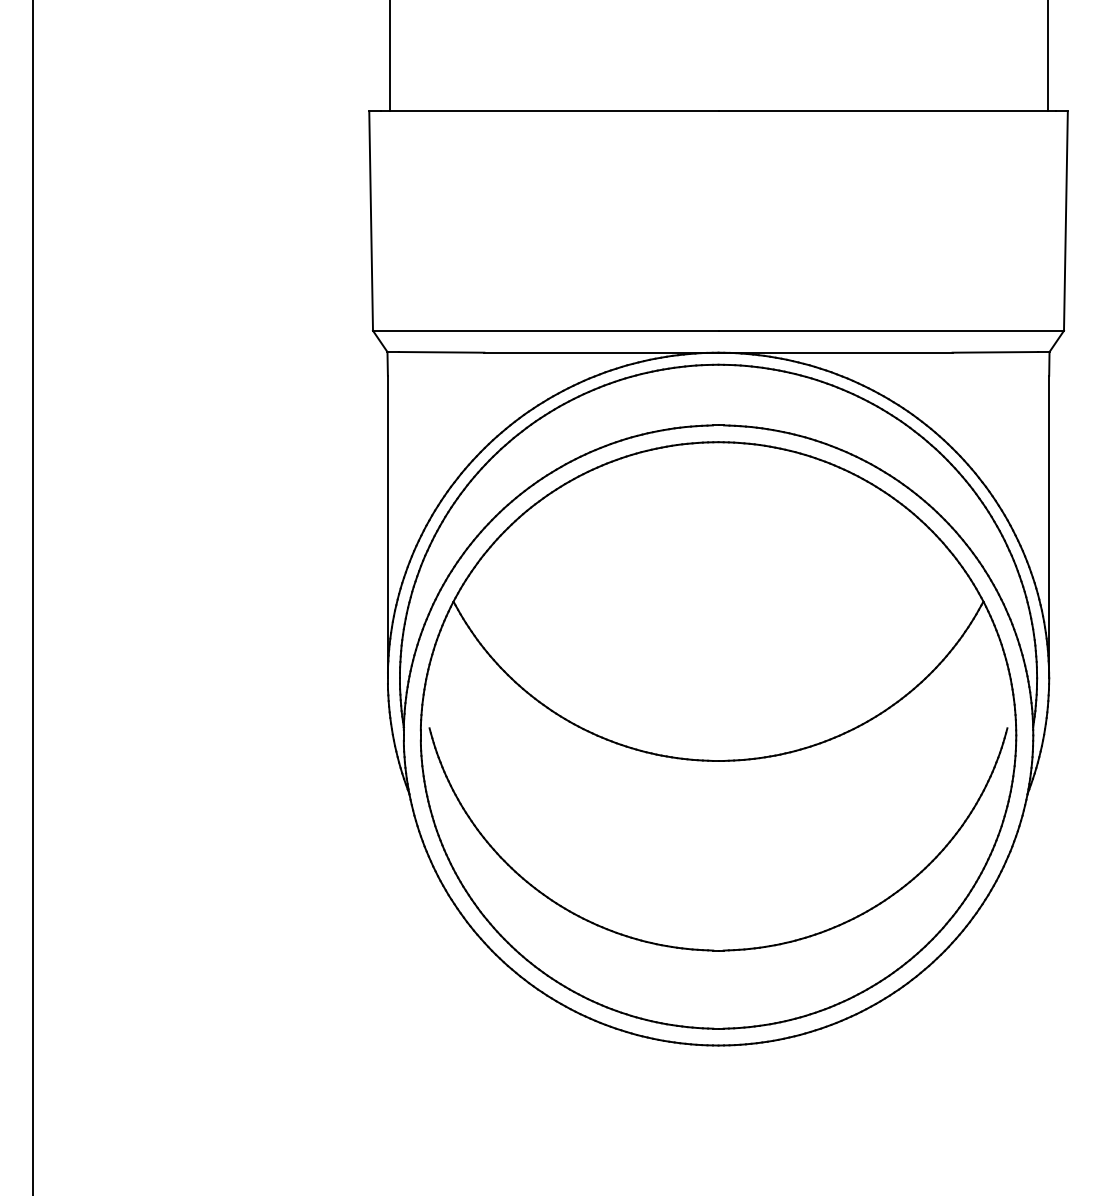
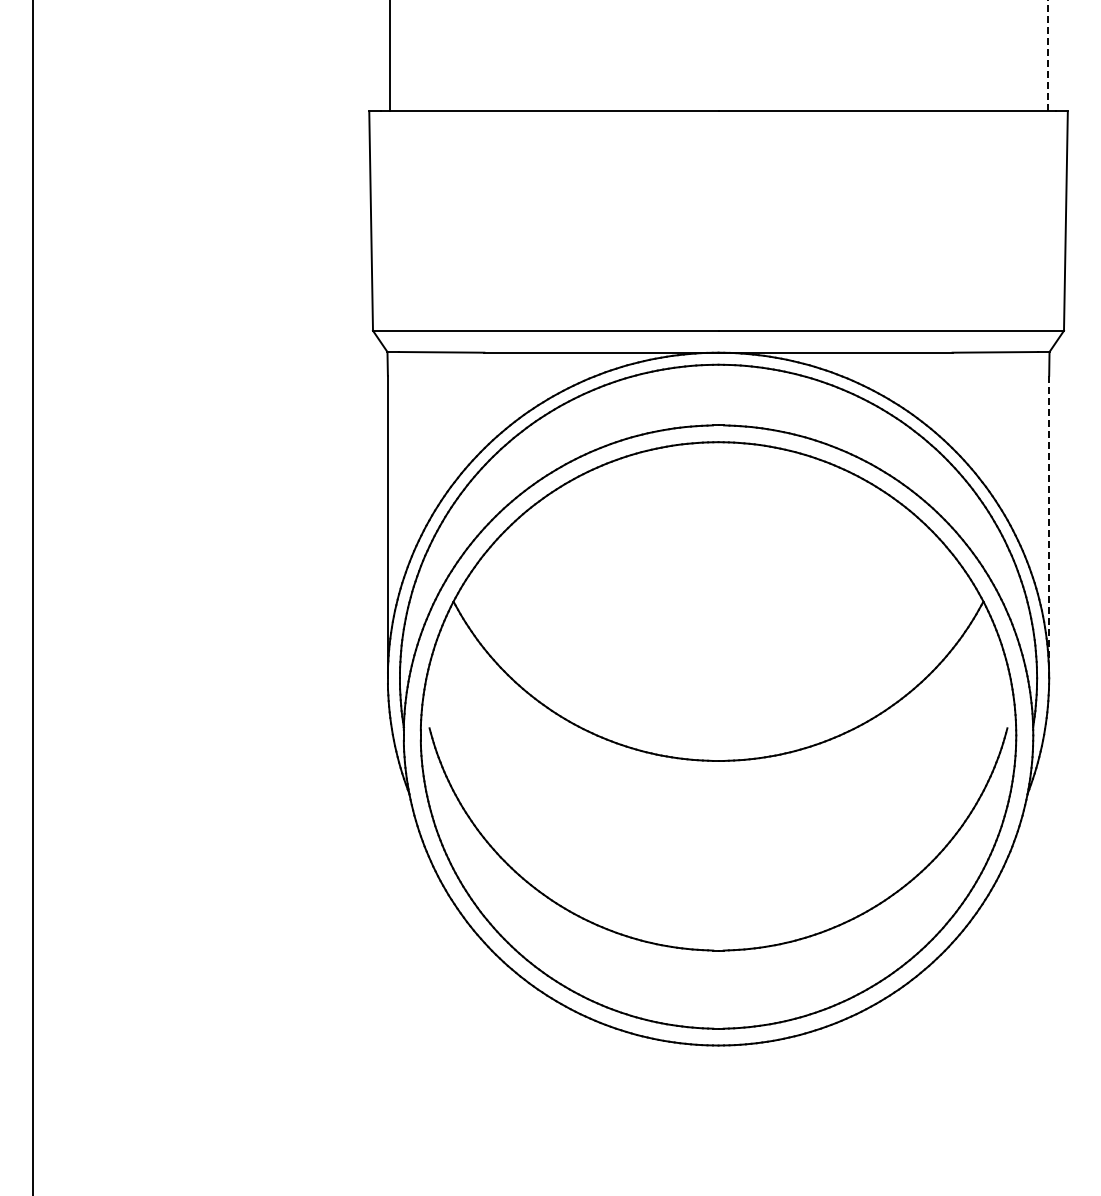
line: solid -> dashed (1047, 56)
line: solid -> dashed (1049, 527)
